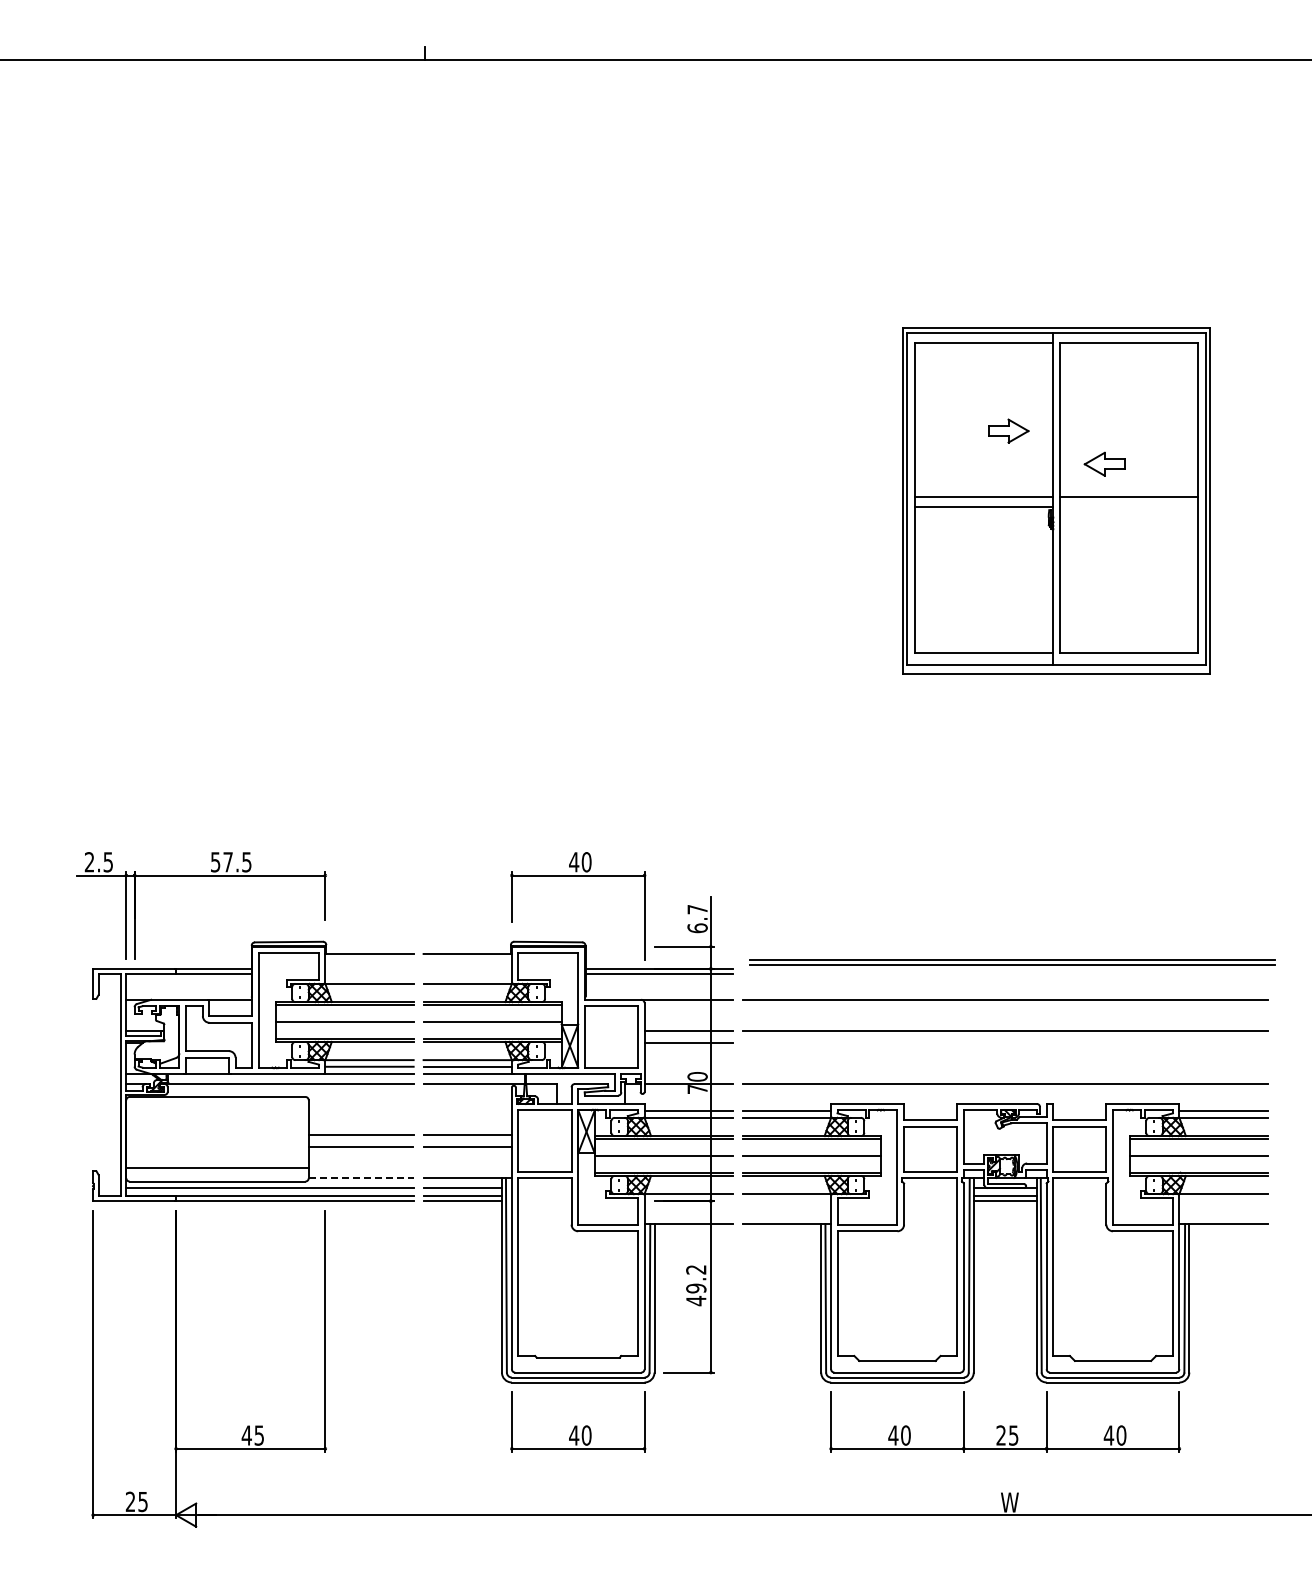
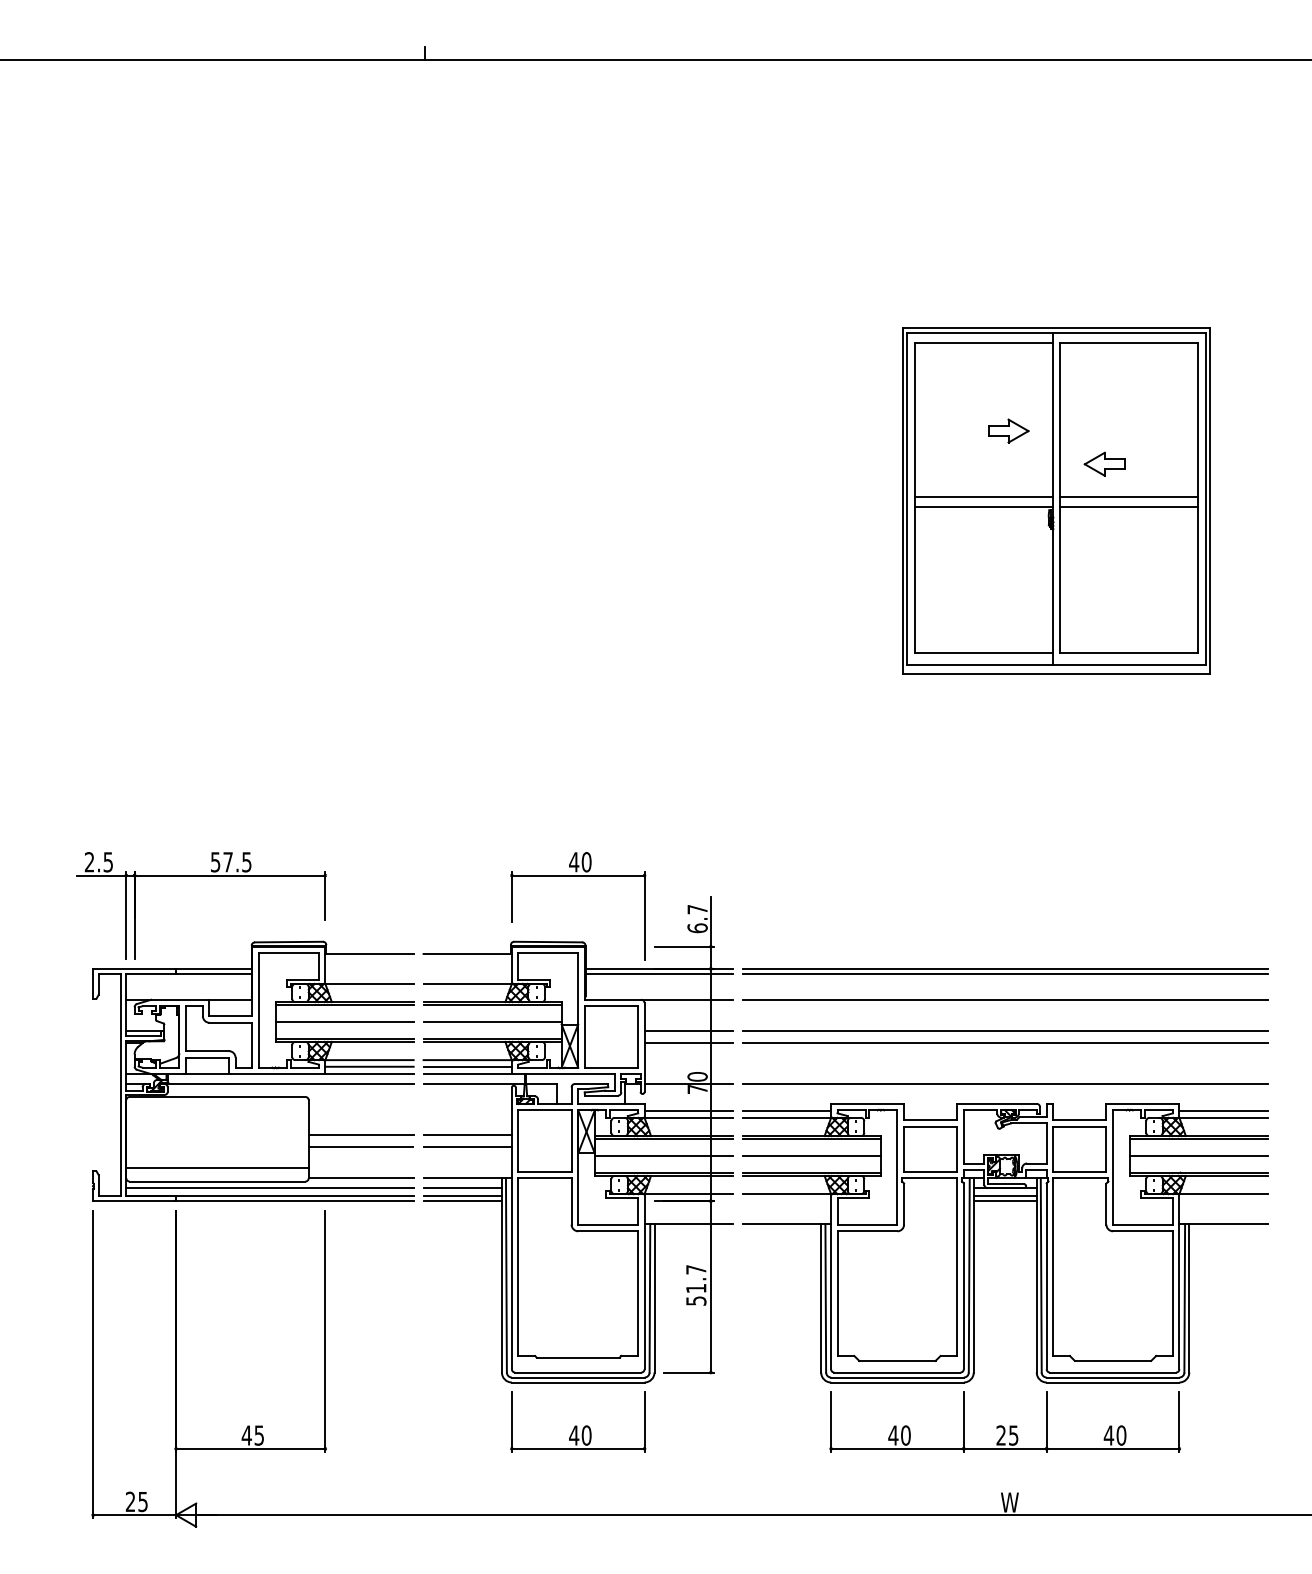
line: none -> present (1128, 507)
part position: (1012, 962) -> (1005, 971) (1005, 971)
line: none -> present (1004, 1042)
line: dashed -> solid (361, 1178)
text: 49.2 -> 51.7 (696, 1285)
